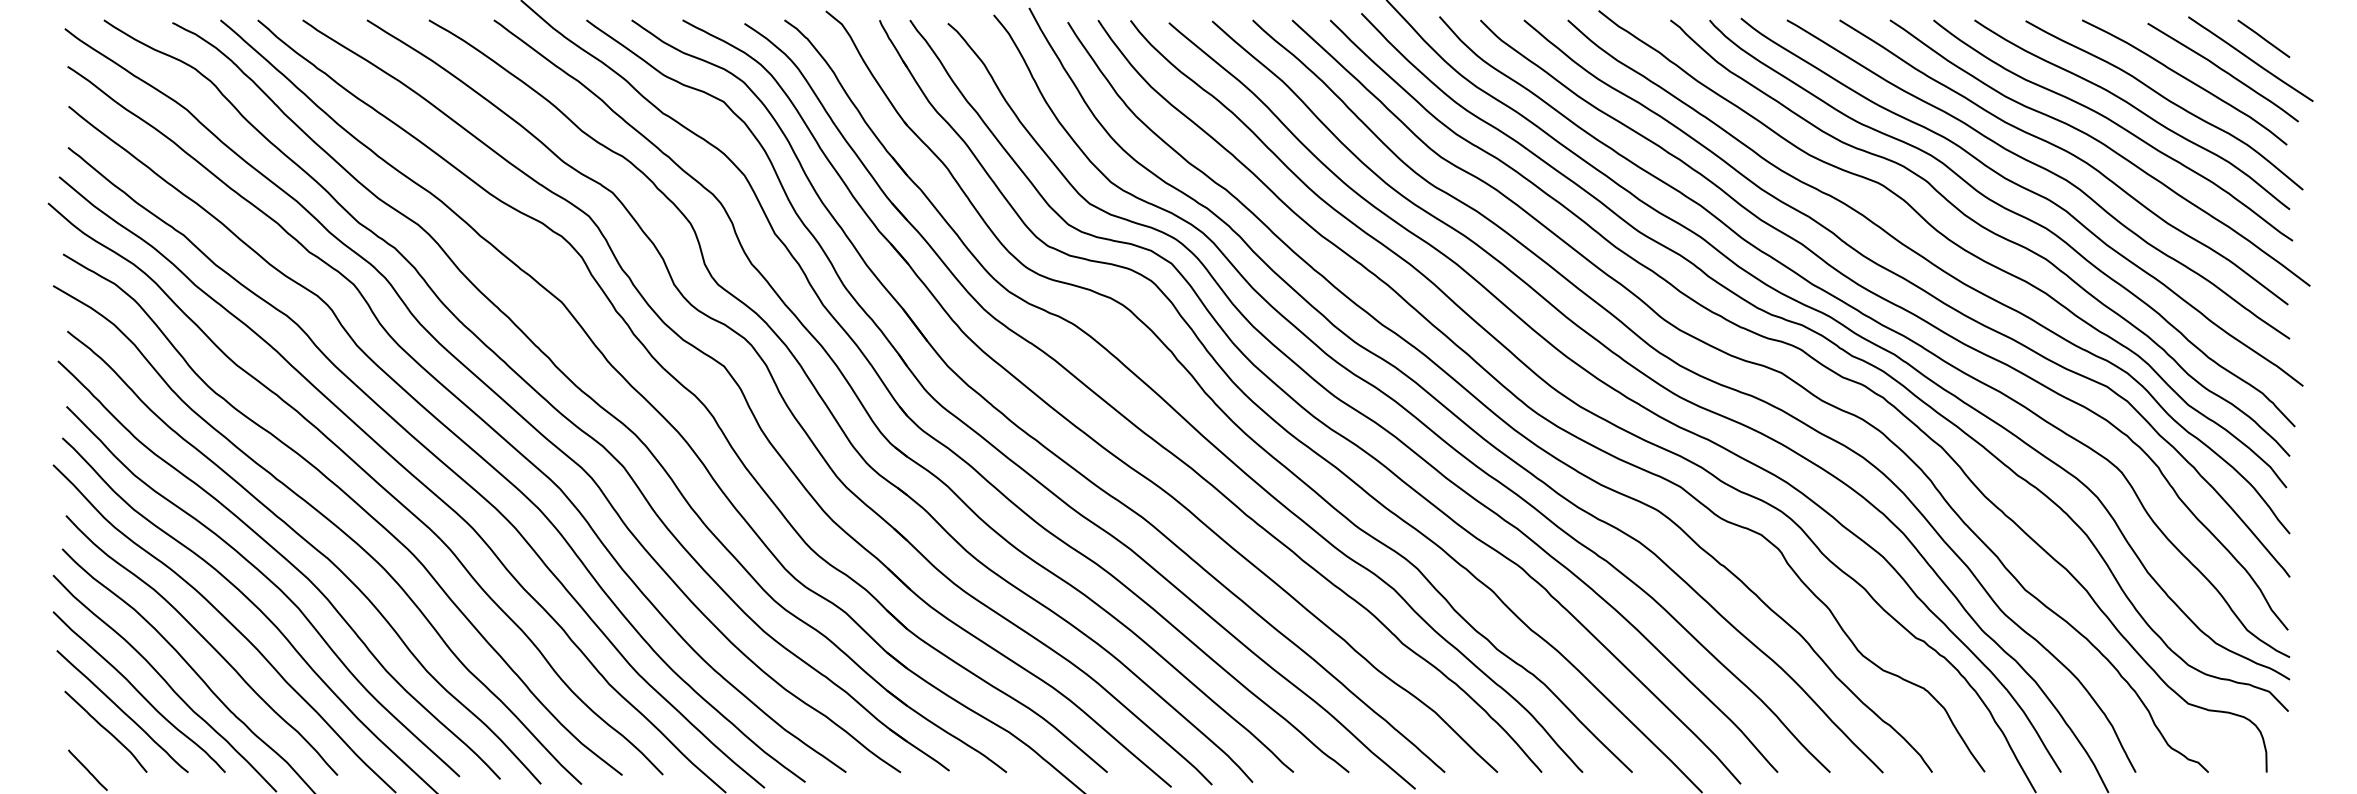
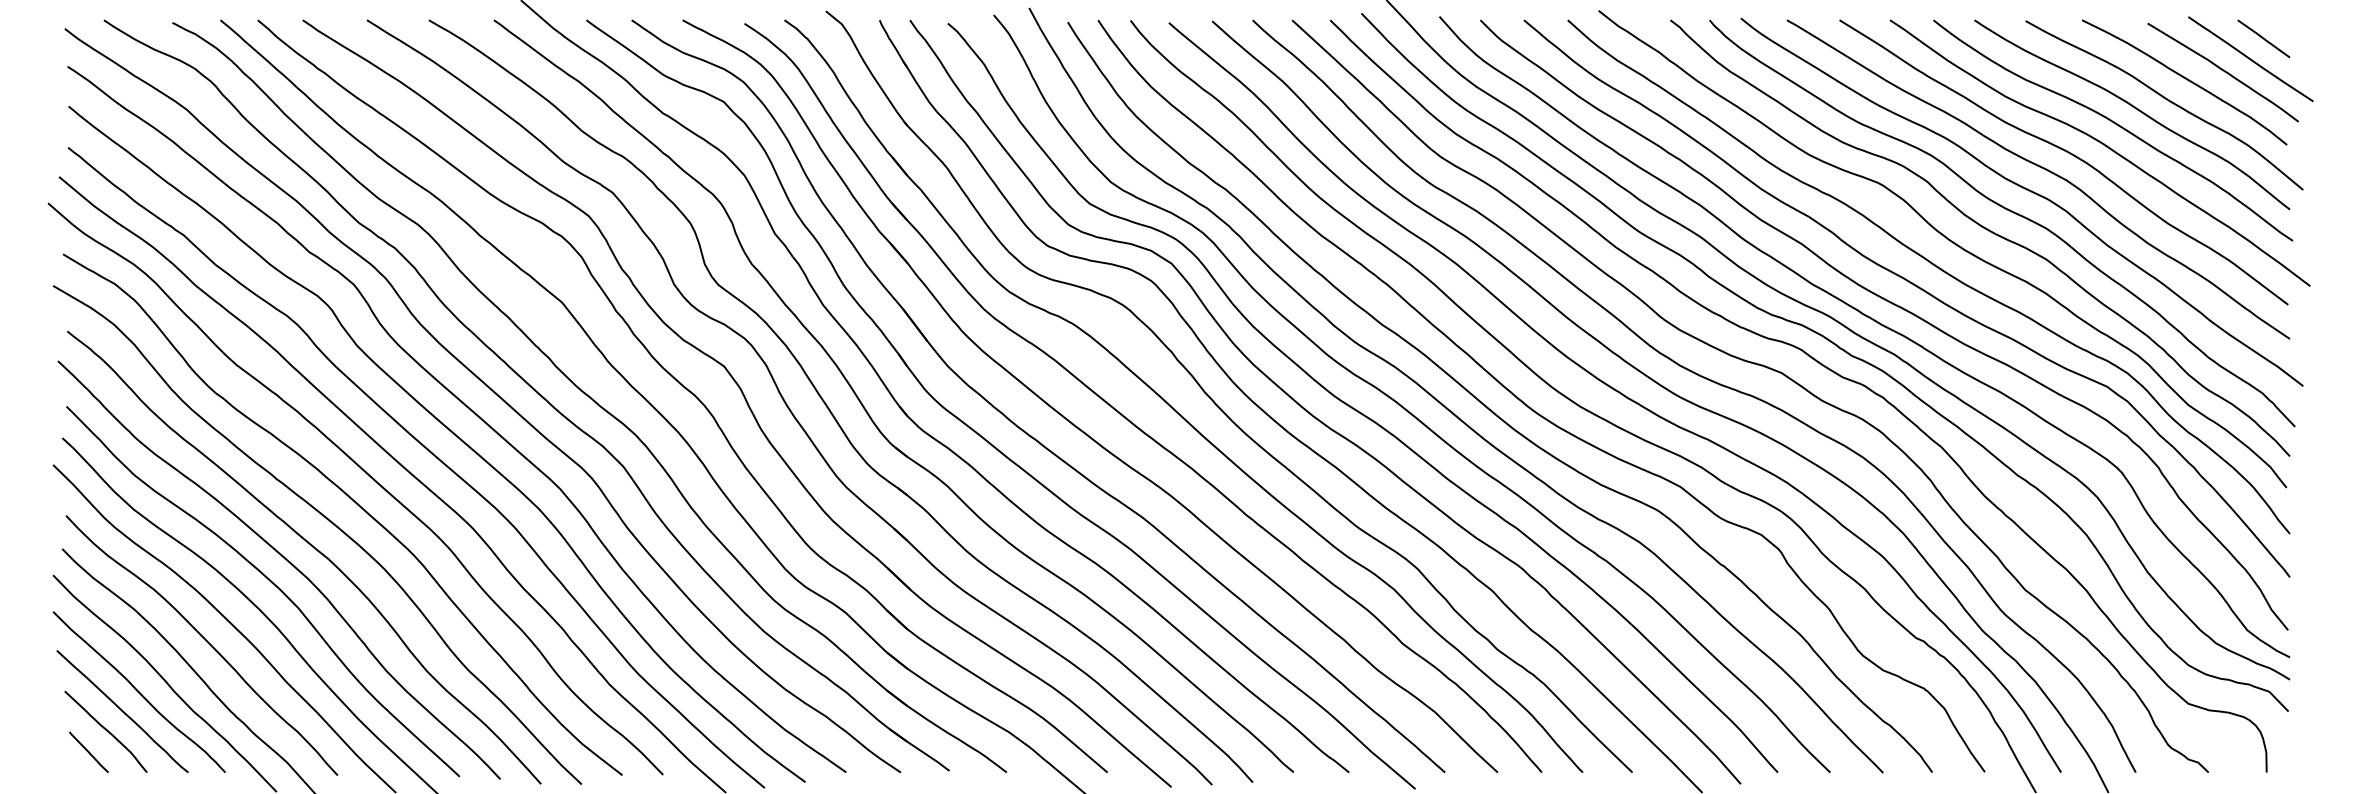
line position: (87, 769) -> (88, 751) (88, 751)
